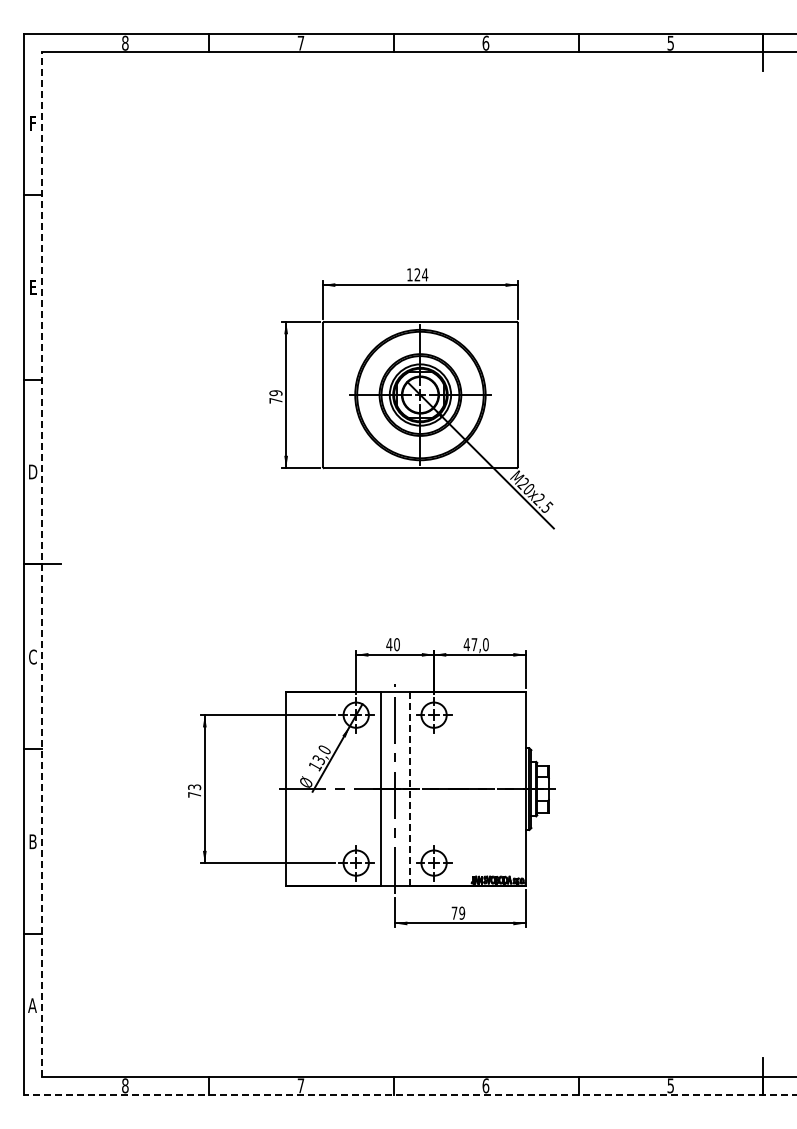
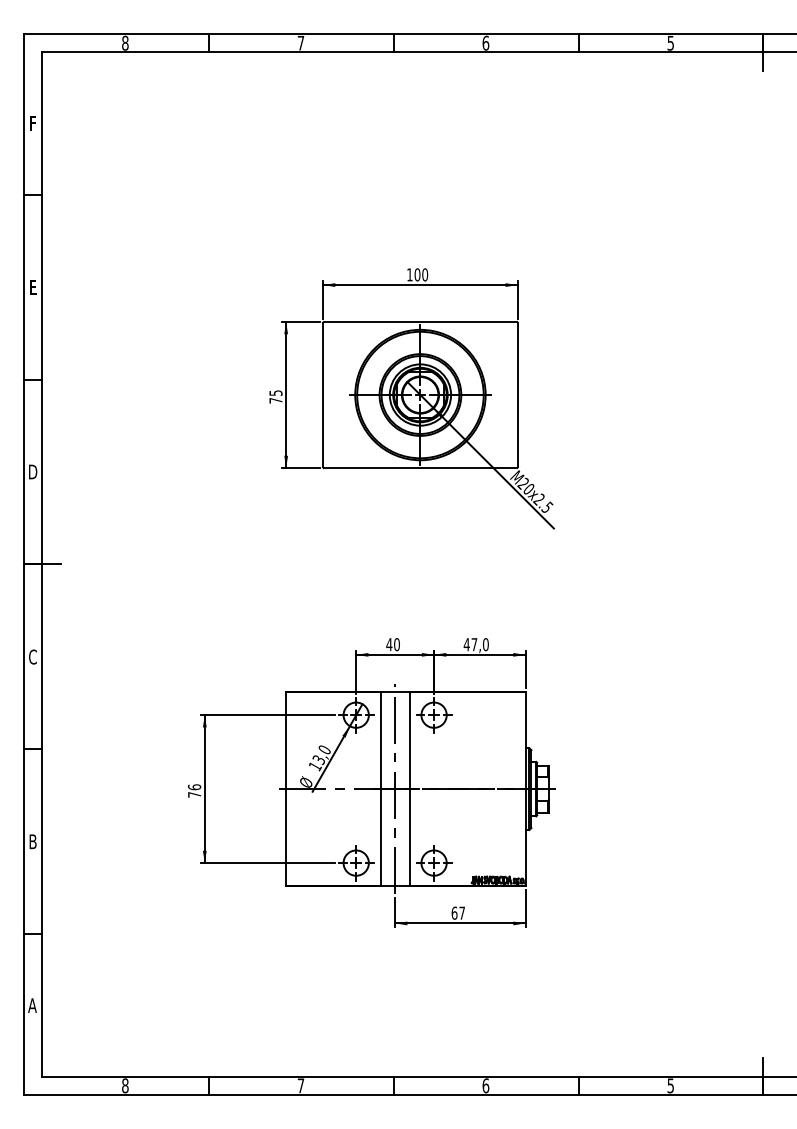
text: 124 -> 100 (421, 274)
text: 79 -> 75 (275, 393)
line: dashed -> solid (42, 564)
text: 73 -> 76 (194, 787)
line: dashed -> solid (409, 789)
text: 79 -> 67 (458, 912)
line: dashed -> solid (409, 1095)
